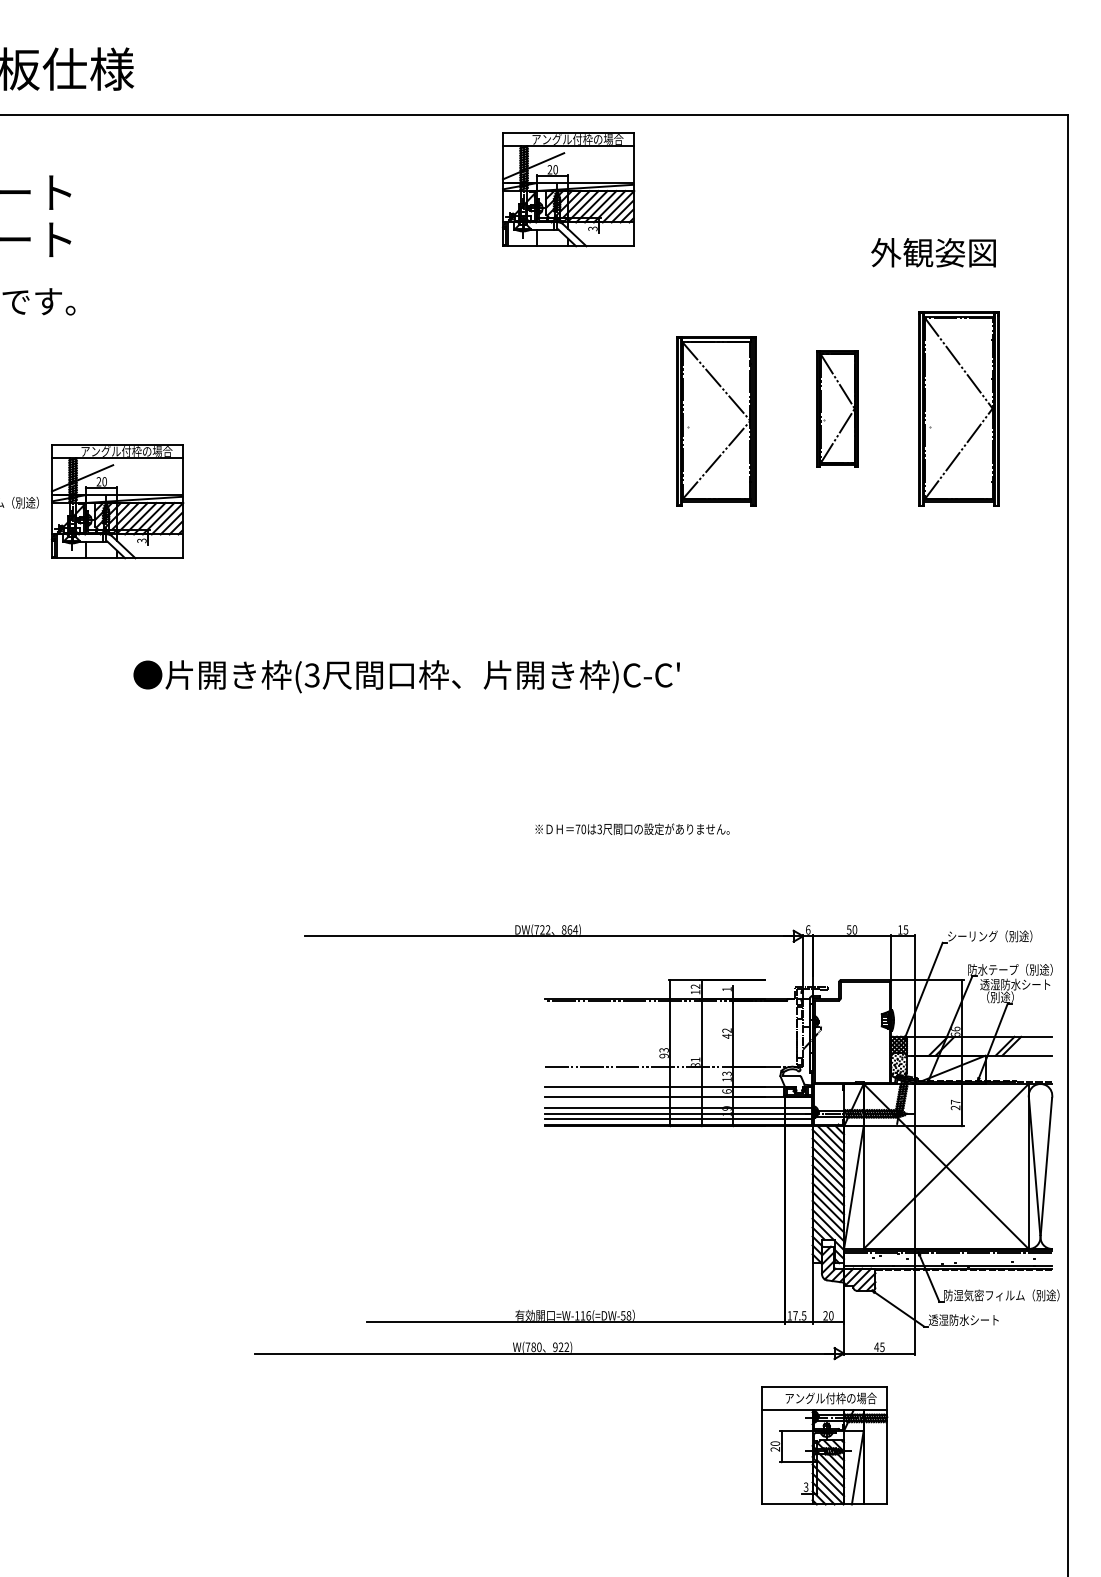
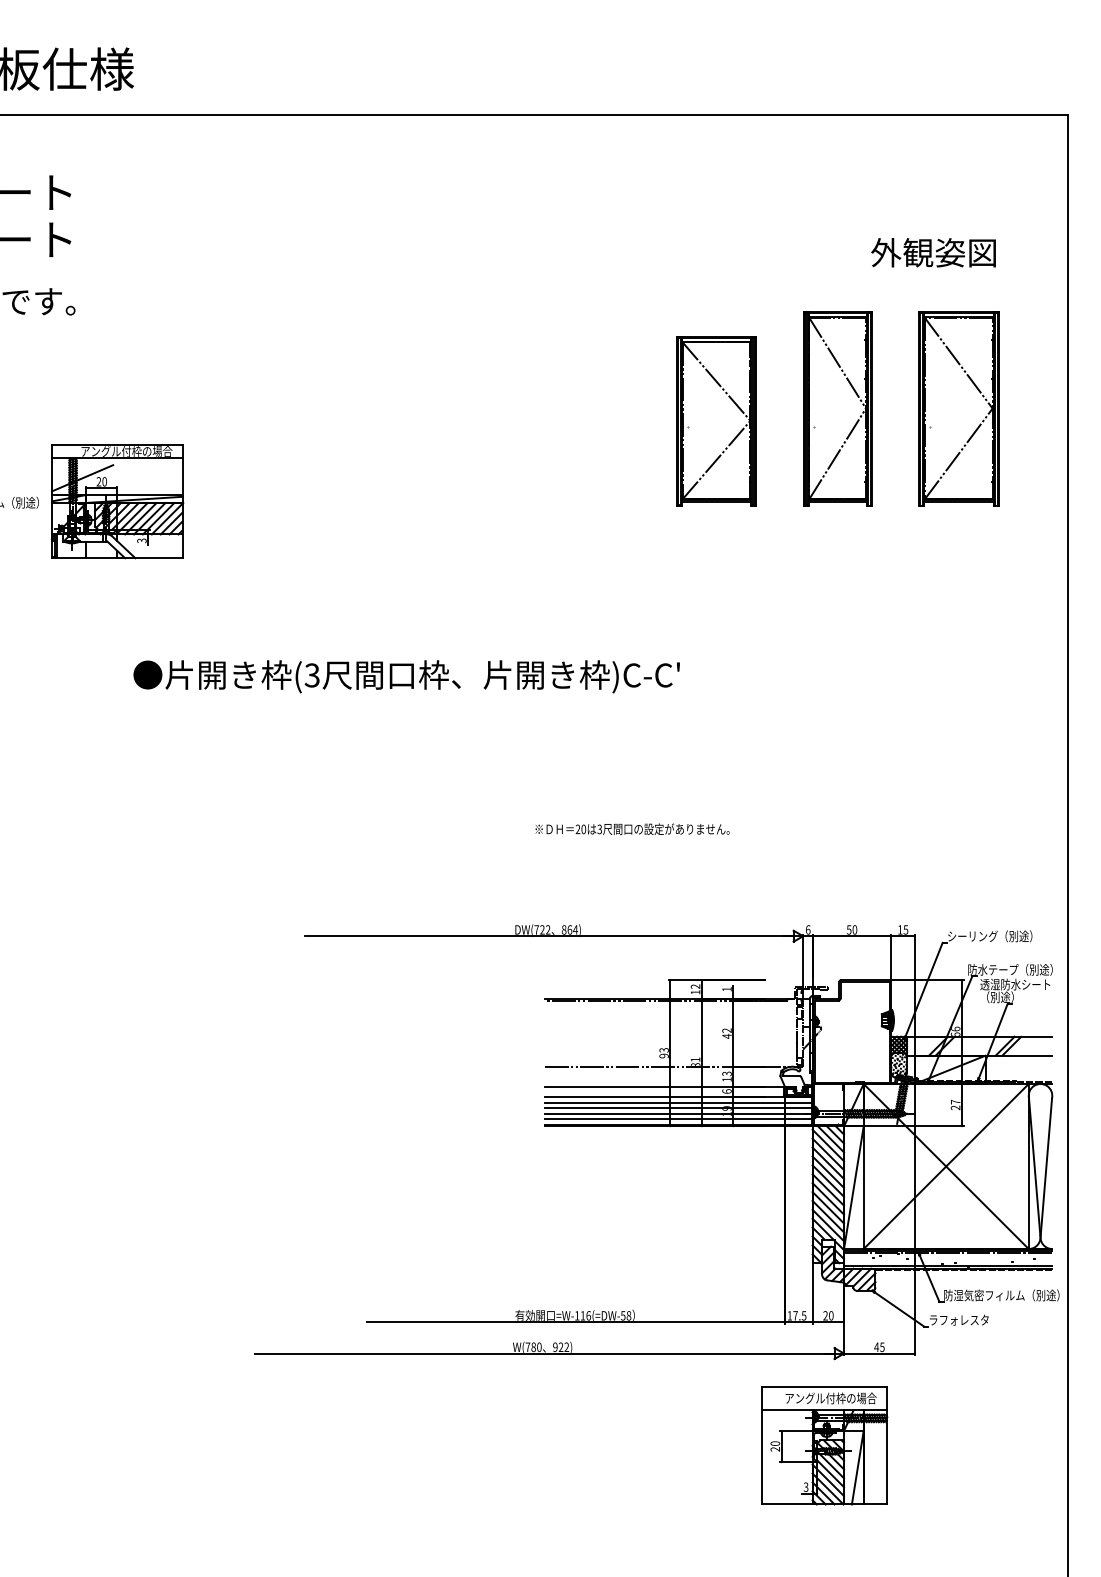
part: present -> none (568, 189)
part size: 43x118 px -> 70x196 px (837, 408)
text: 70 -> 20 (577, 829)
line: none -> present (677, 1102)
text: 透湿防水シート -> ラフォレスタ (963, 1319)
